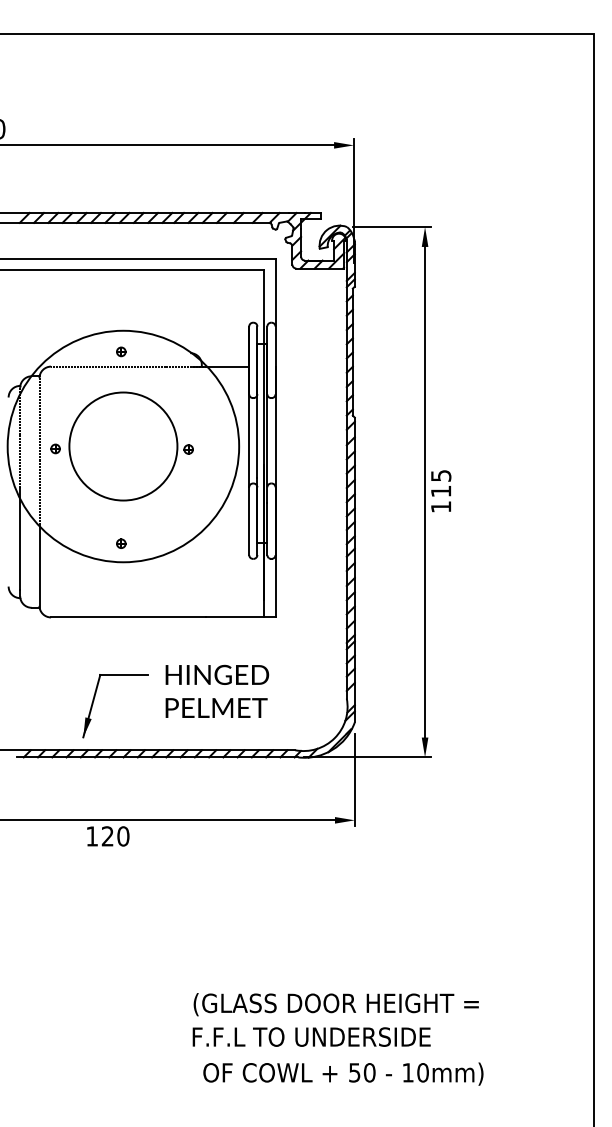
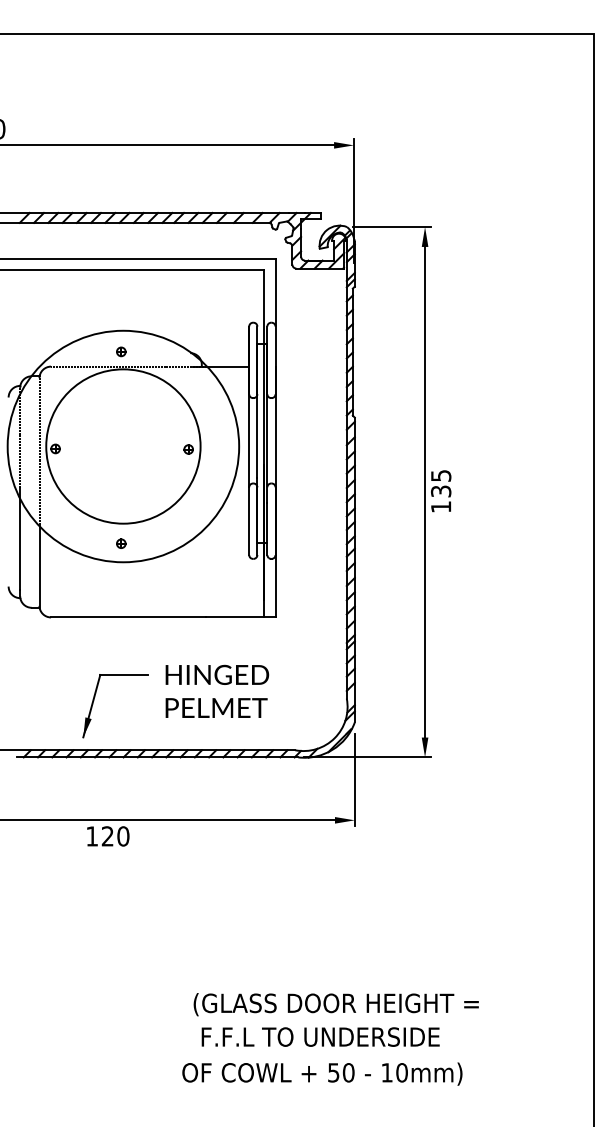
circle diameter: 108 px -> 154 px (123, 446)
text: 115 -> 135 (441, 491)
text position: (311, 1036) -> (320, 1036) (320, 1036)
text position: (343, 1073) -> (322, 1073) (322, 1073)
